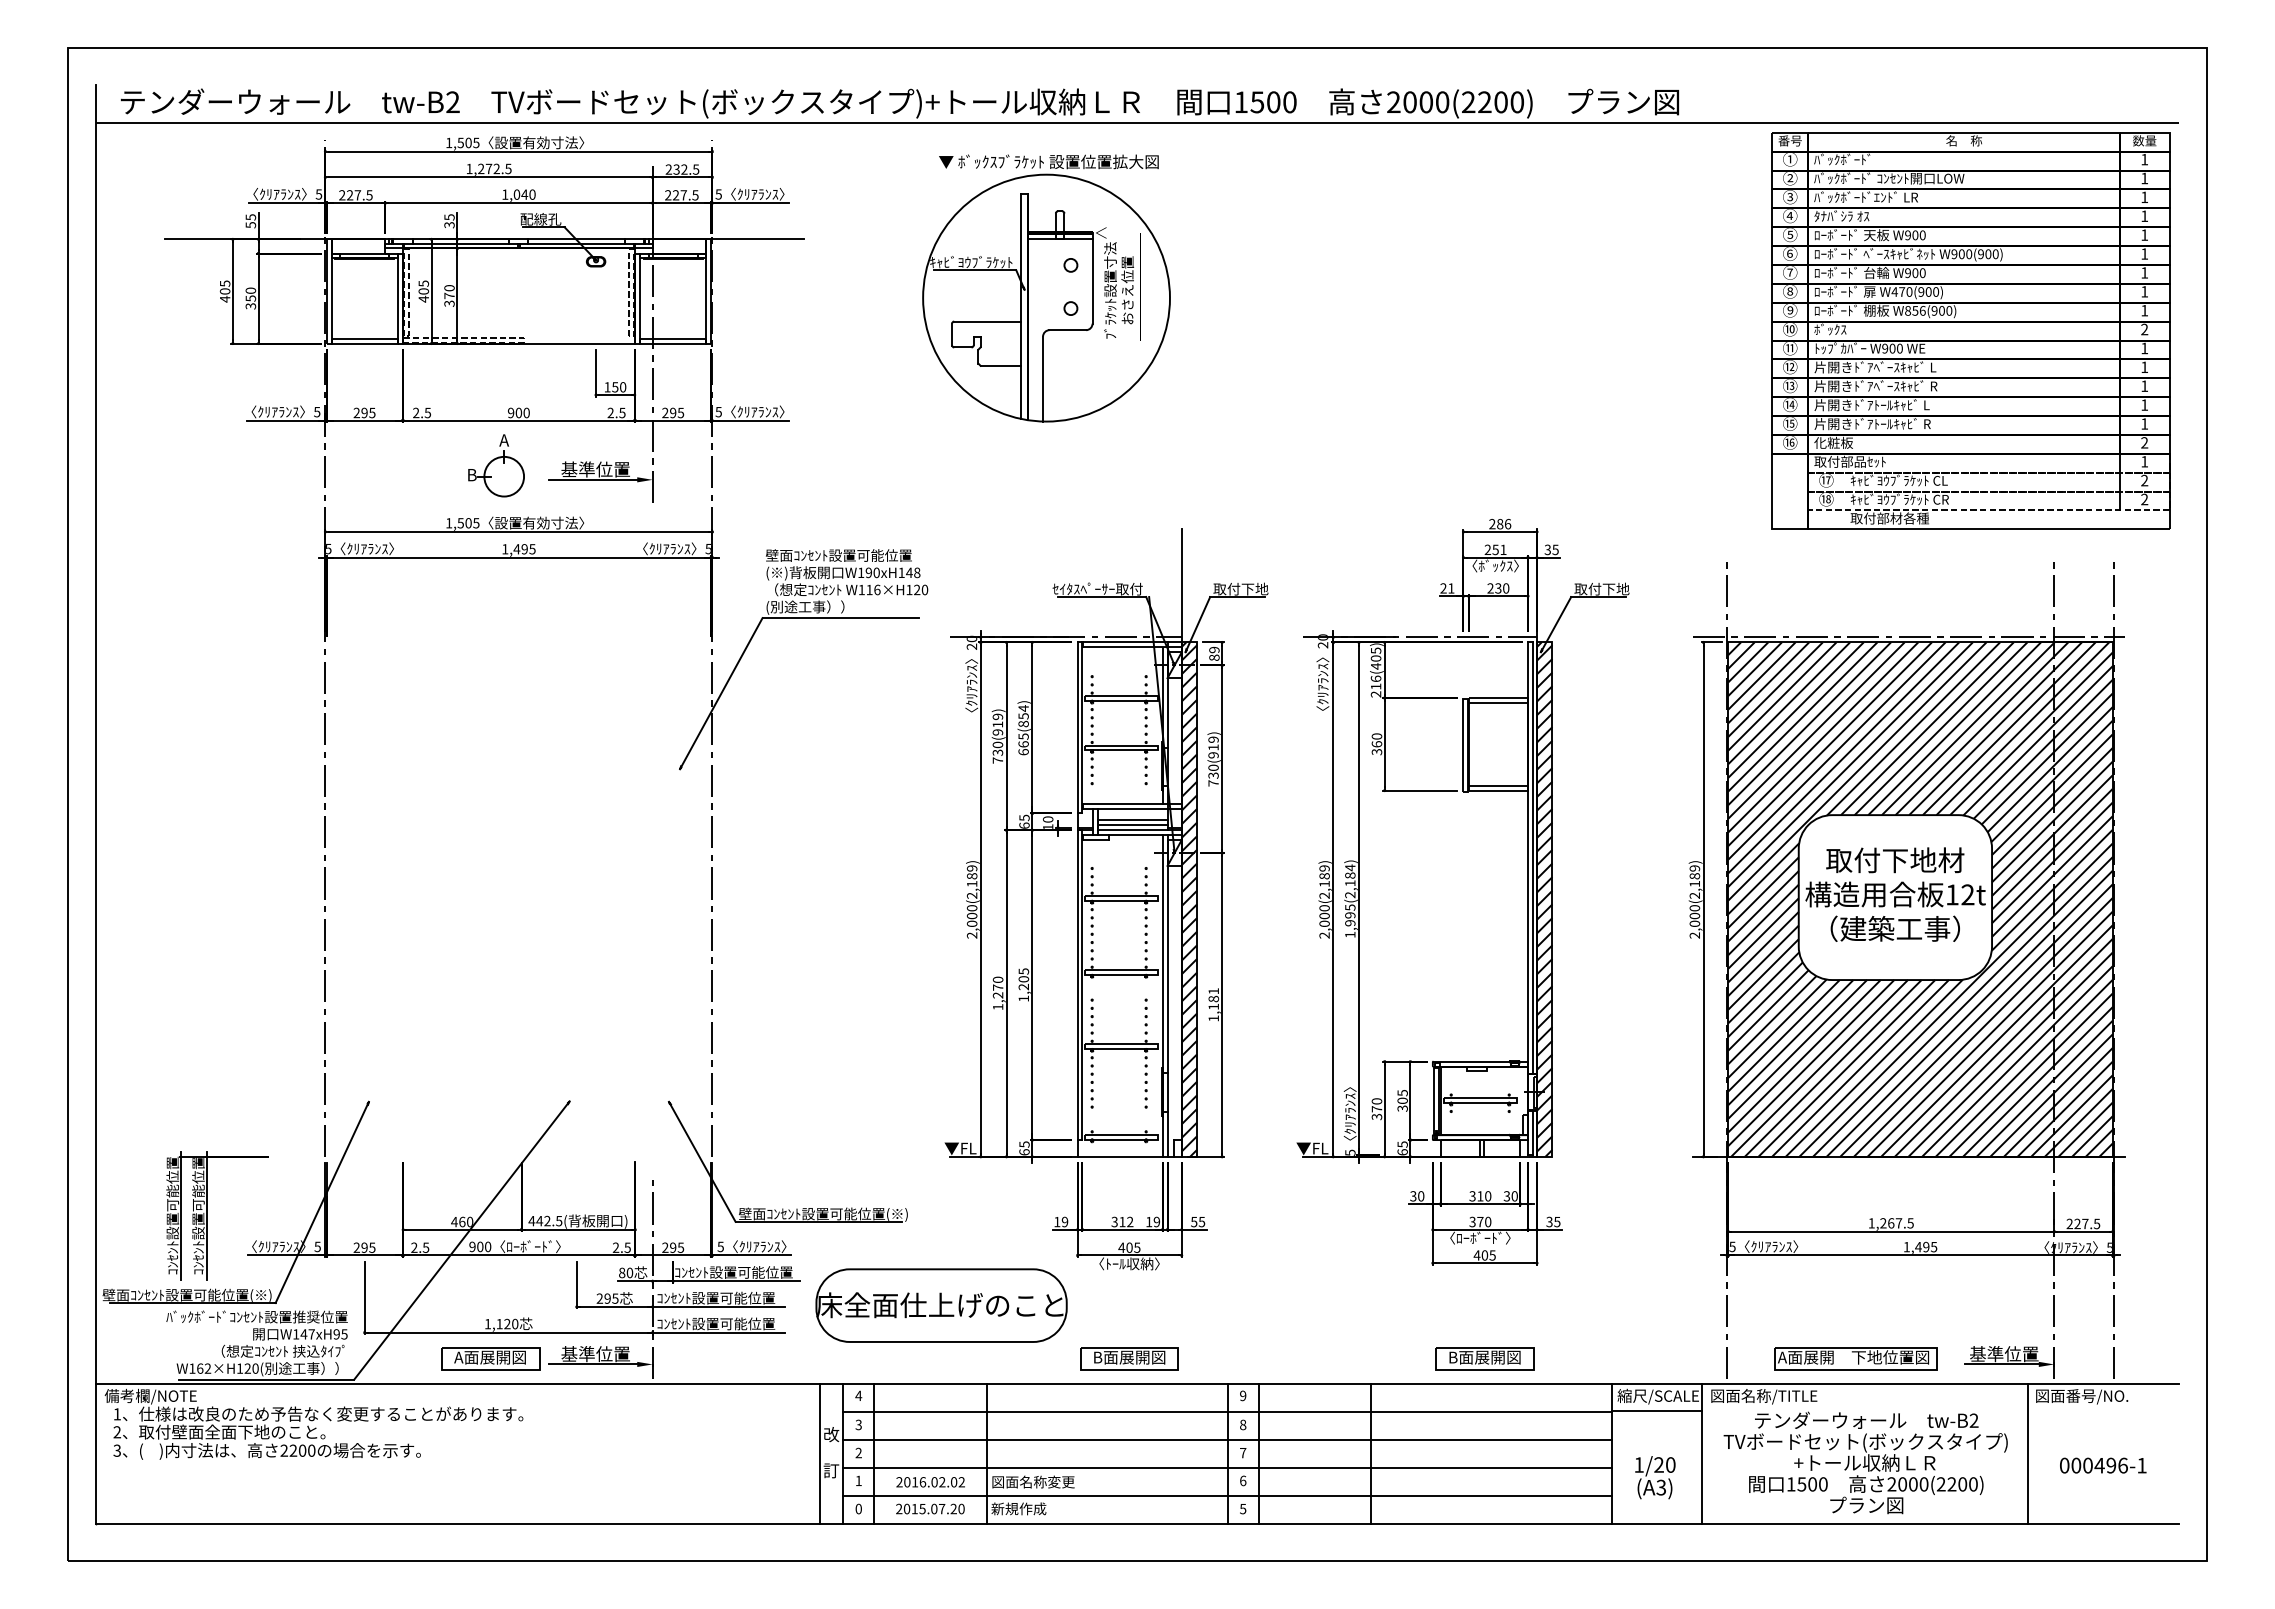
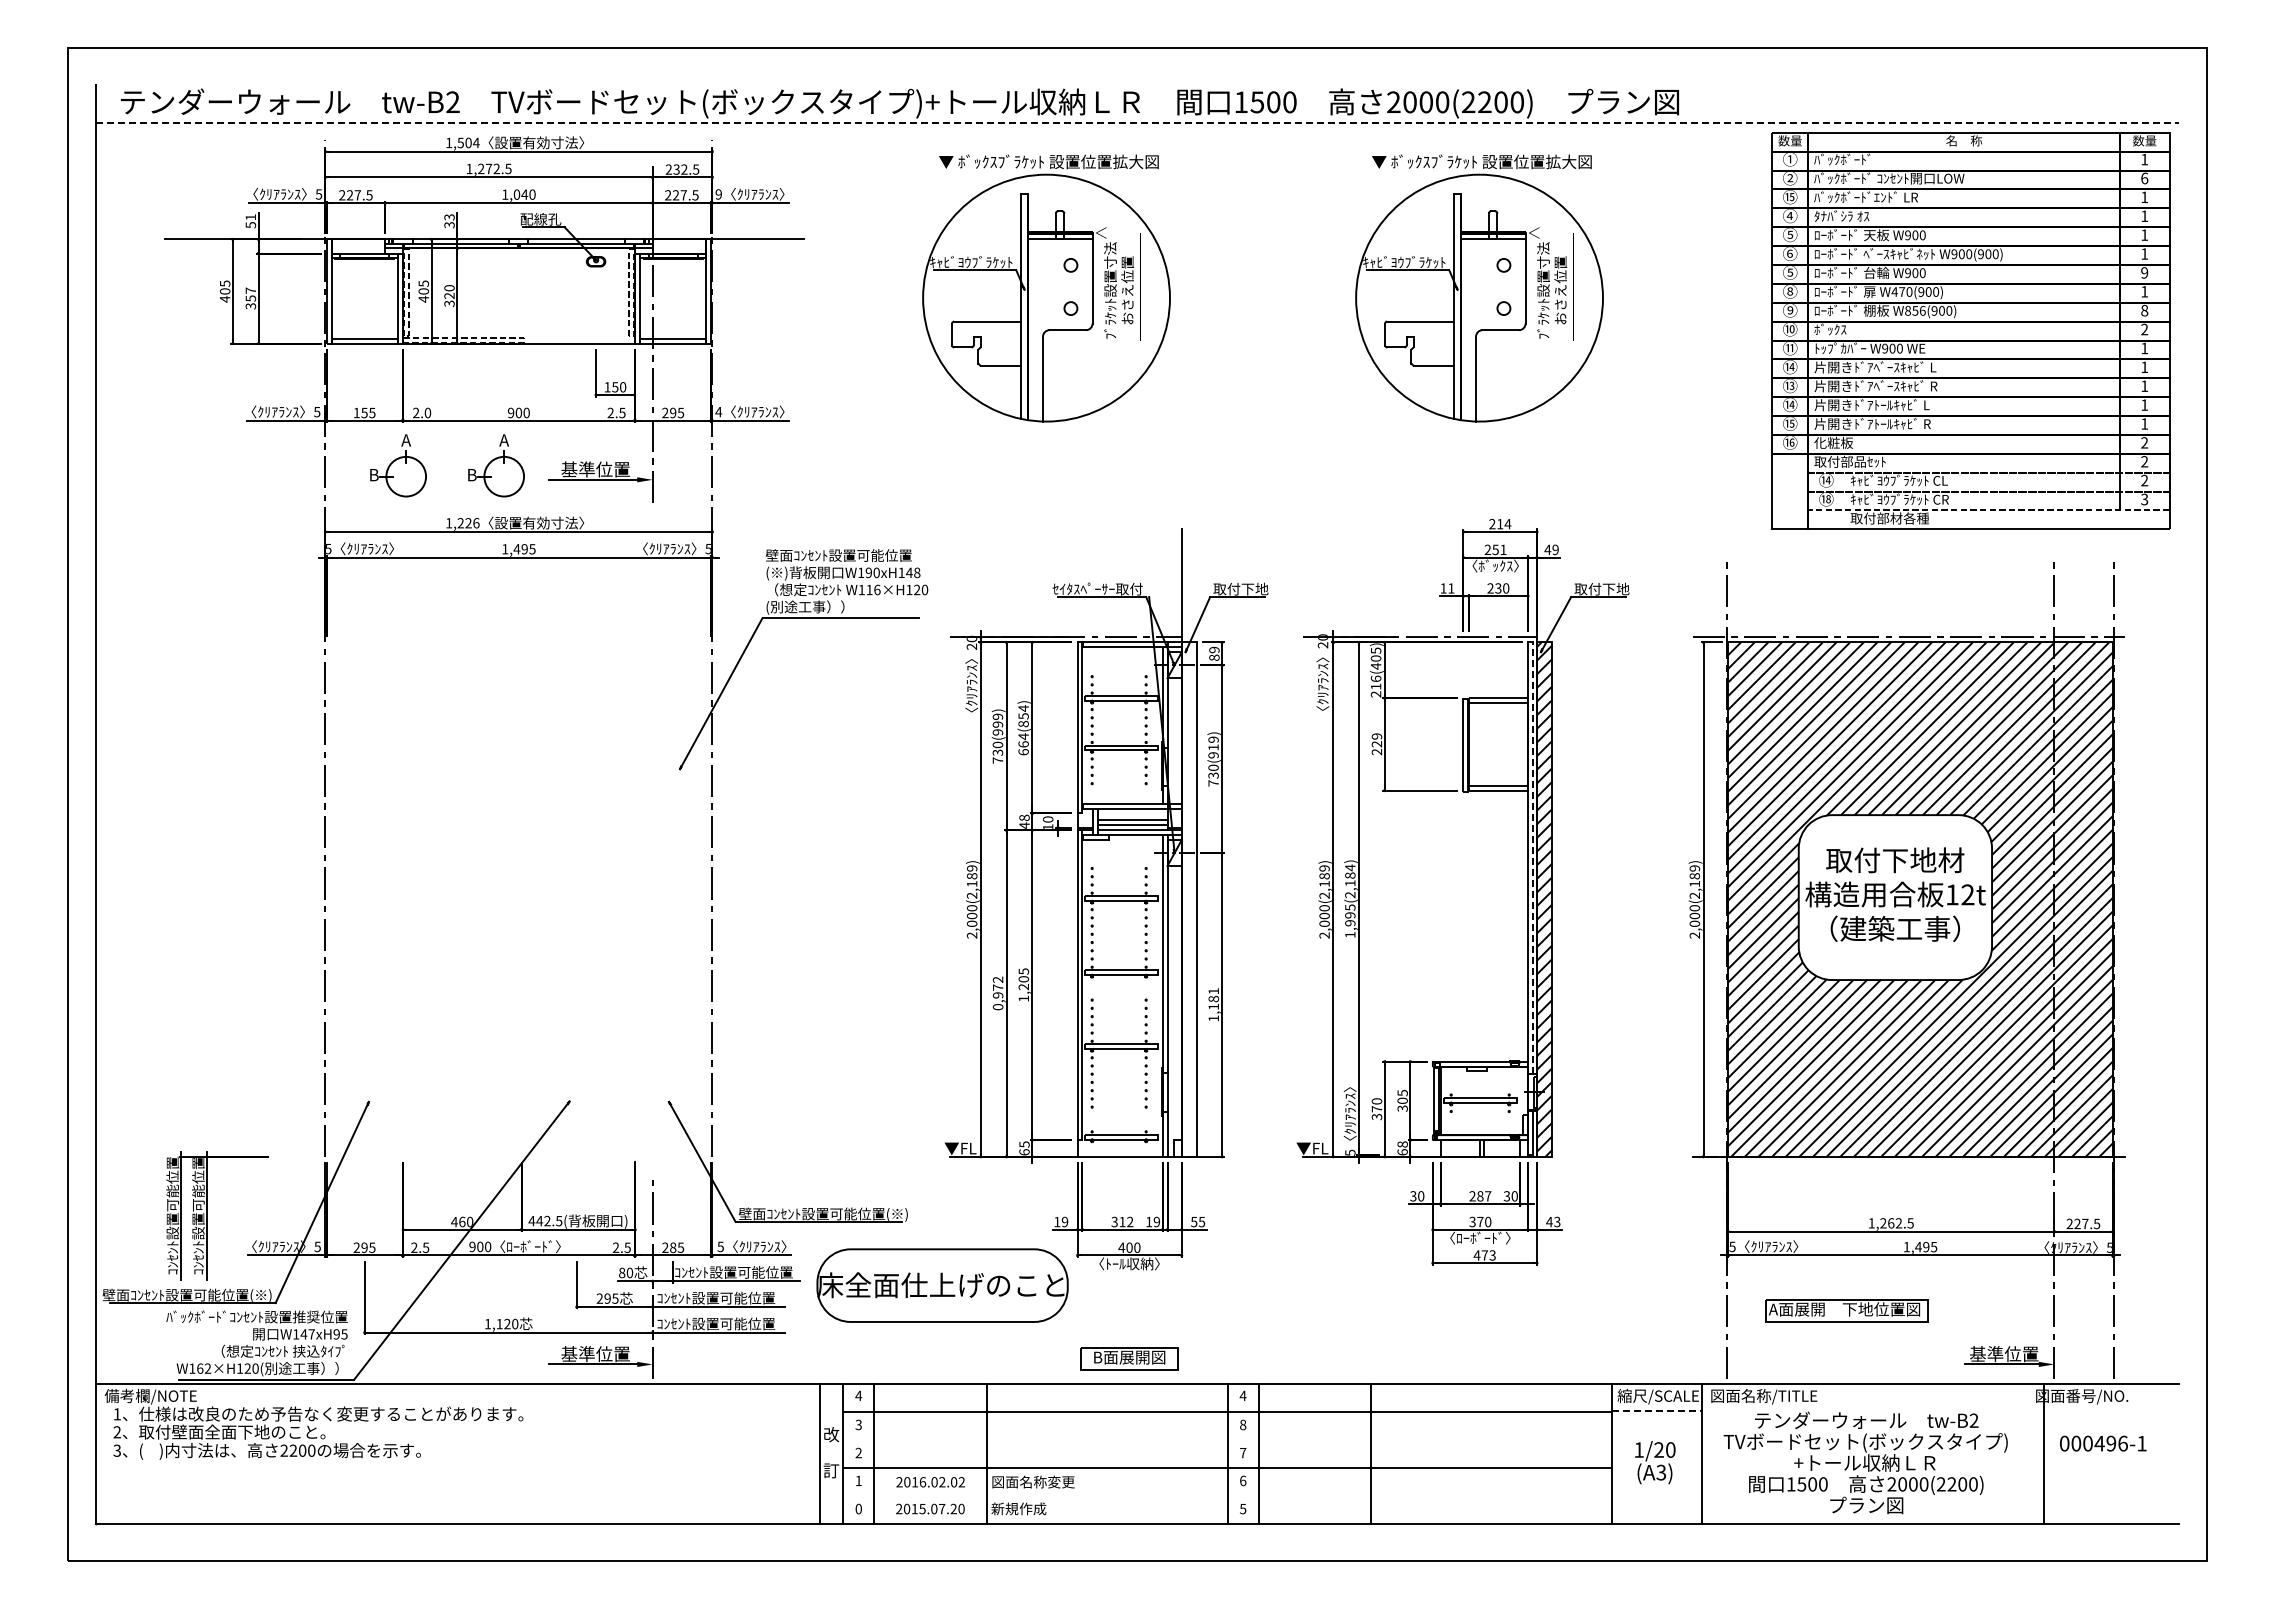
line: solid -> dashed (1137, 123)
text: 番号 -> 数量 (1789, 140)
text: 1,505 -> 1,504 (475, 142)
text: 1 -> 6 (2144, 178)
text: 5 -> 9 (718, 194)
text: ③ -> ⑮ (1789, 197)
text: 55 -> 51 (250, 217)
text: 35 -> 33 (448, 217)
text: ⑦ -> ⑤ (1790, 272)
text: 1 -> 9 (2144, 272)
part: none -> present (1479, 288)
text: 350 -> 357 (250, 290)
text: 370 -> 320 (449, 295)
text: 1 -> 8 (2144, 310)
text: ⑫ -> ⑭ (1791, 366)
text: 295 -> 155 (360, 412)
text: 2.5 -> 2.0 (427, 412)
text: 5 -> 4 (718, 412)
text: 1 -> 2 (2144, 461)
part: none -> present (398, 465)
text: ⑰ -> ⑭ (1827, 480)
text: 2 -> 3 (2144, 499)
text: 1,505 -> 1,226 (468, 523)
text: 286 -> 214 (1503, 523)
text: 35 -> 49 (1551, 549)
text: 21 -> 11 (1443, 588)
text: 730(919) -> 730(999) (997, 724)
text: 665(854) -> 664(854) (1023, 736)
text: 360 -> 229 (1376, 744)
text: 65 -> 48 (1024, 821)
line: solid -> dashed (1532, 858)
hatch: present -> none (1189, 899)
text: 1,270 -> 0,972 (997, 993)
text: 65 -> 68 (1402, 1144)
text: 310 -> 287 (1480, 1196)
text: 35 -> 43 (1553, 1221)
text: 1,267.5 -> 1,262.5 (1898, 1223)
text: 295 -> 285 (673, 1247)
text: 405 -> 400 (1137, 1247)
text: 405 -> 473 (1488, 1255)
part position: (941, 1305) -> (942, 1285) (942, 1285)
part: present -> none (490, 1358)
part: present -> none (1484, 1358)
part position: (1855, 1358) -> (1846, 1310) (1846, 1310)
text: 9 -> 4 (1242, 1395)
line: solid -> dashed (1656, 1410)
line: present -> none (1227, 1440)
line position: (2027, 1454) -> (2043, 1454) (2043, 1454)
text position: (2103, 1465) -> (2103, 1443) (2103, 1443)
text position: (1655, 1477) -> (1655, 1462) (1655, 1462)
line: present -> none (1227, 1496)
